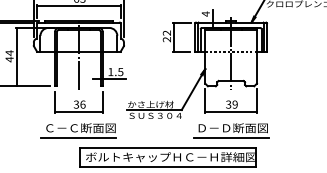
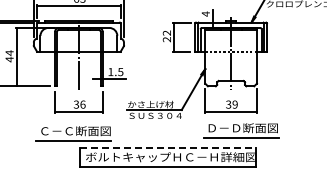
part position: (78, 130) -> (73, 133) (73, 133)
part position: (231, 130) -> (241, 130) (241, 130)
line: solid -> dashed (168, 148)
